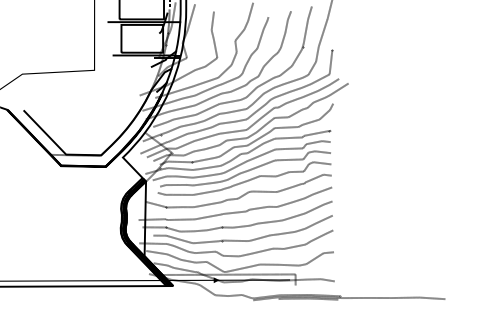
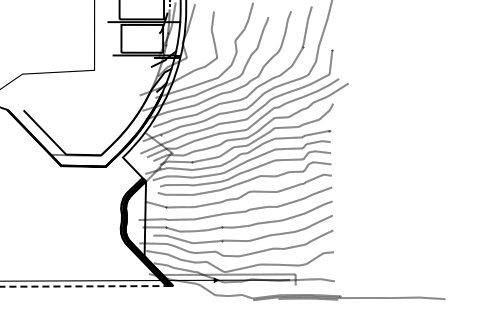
line: solid -> dashed (87, 286)
